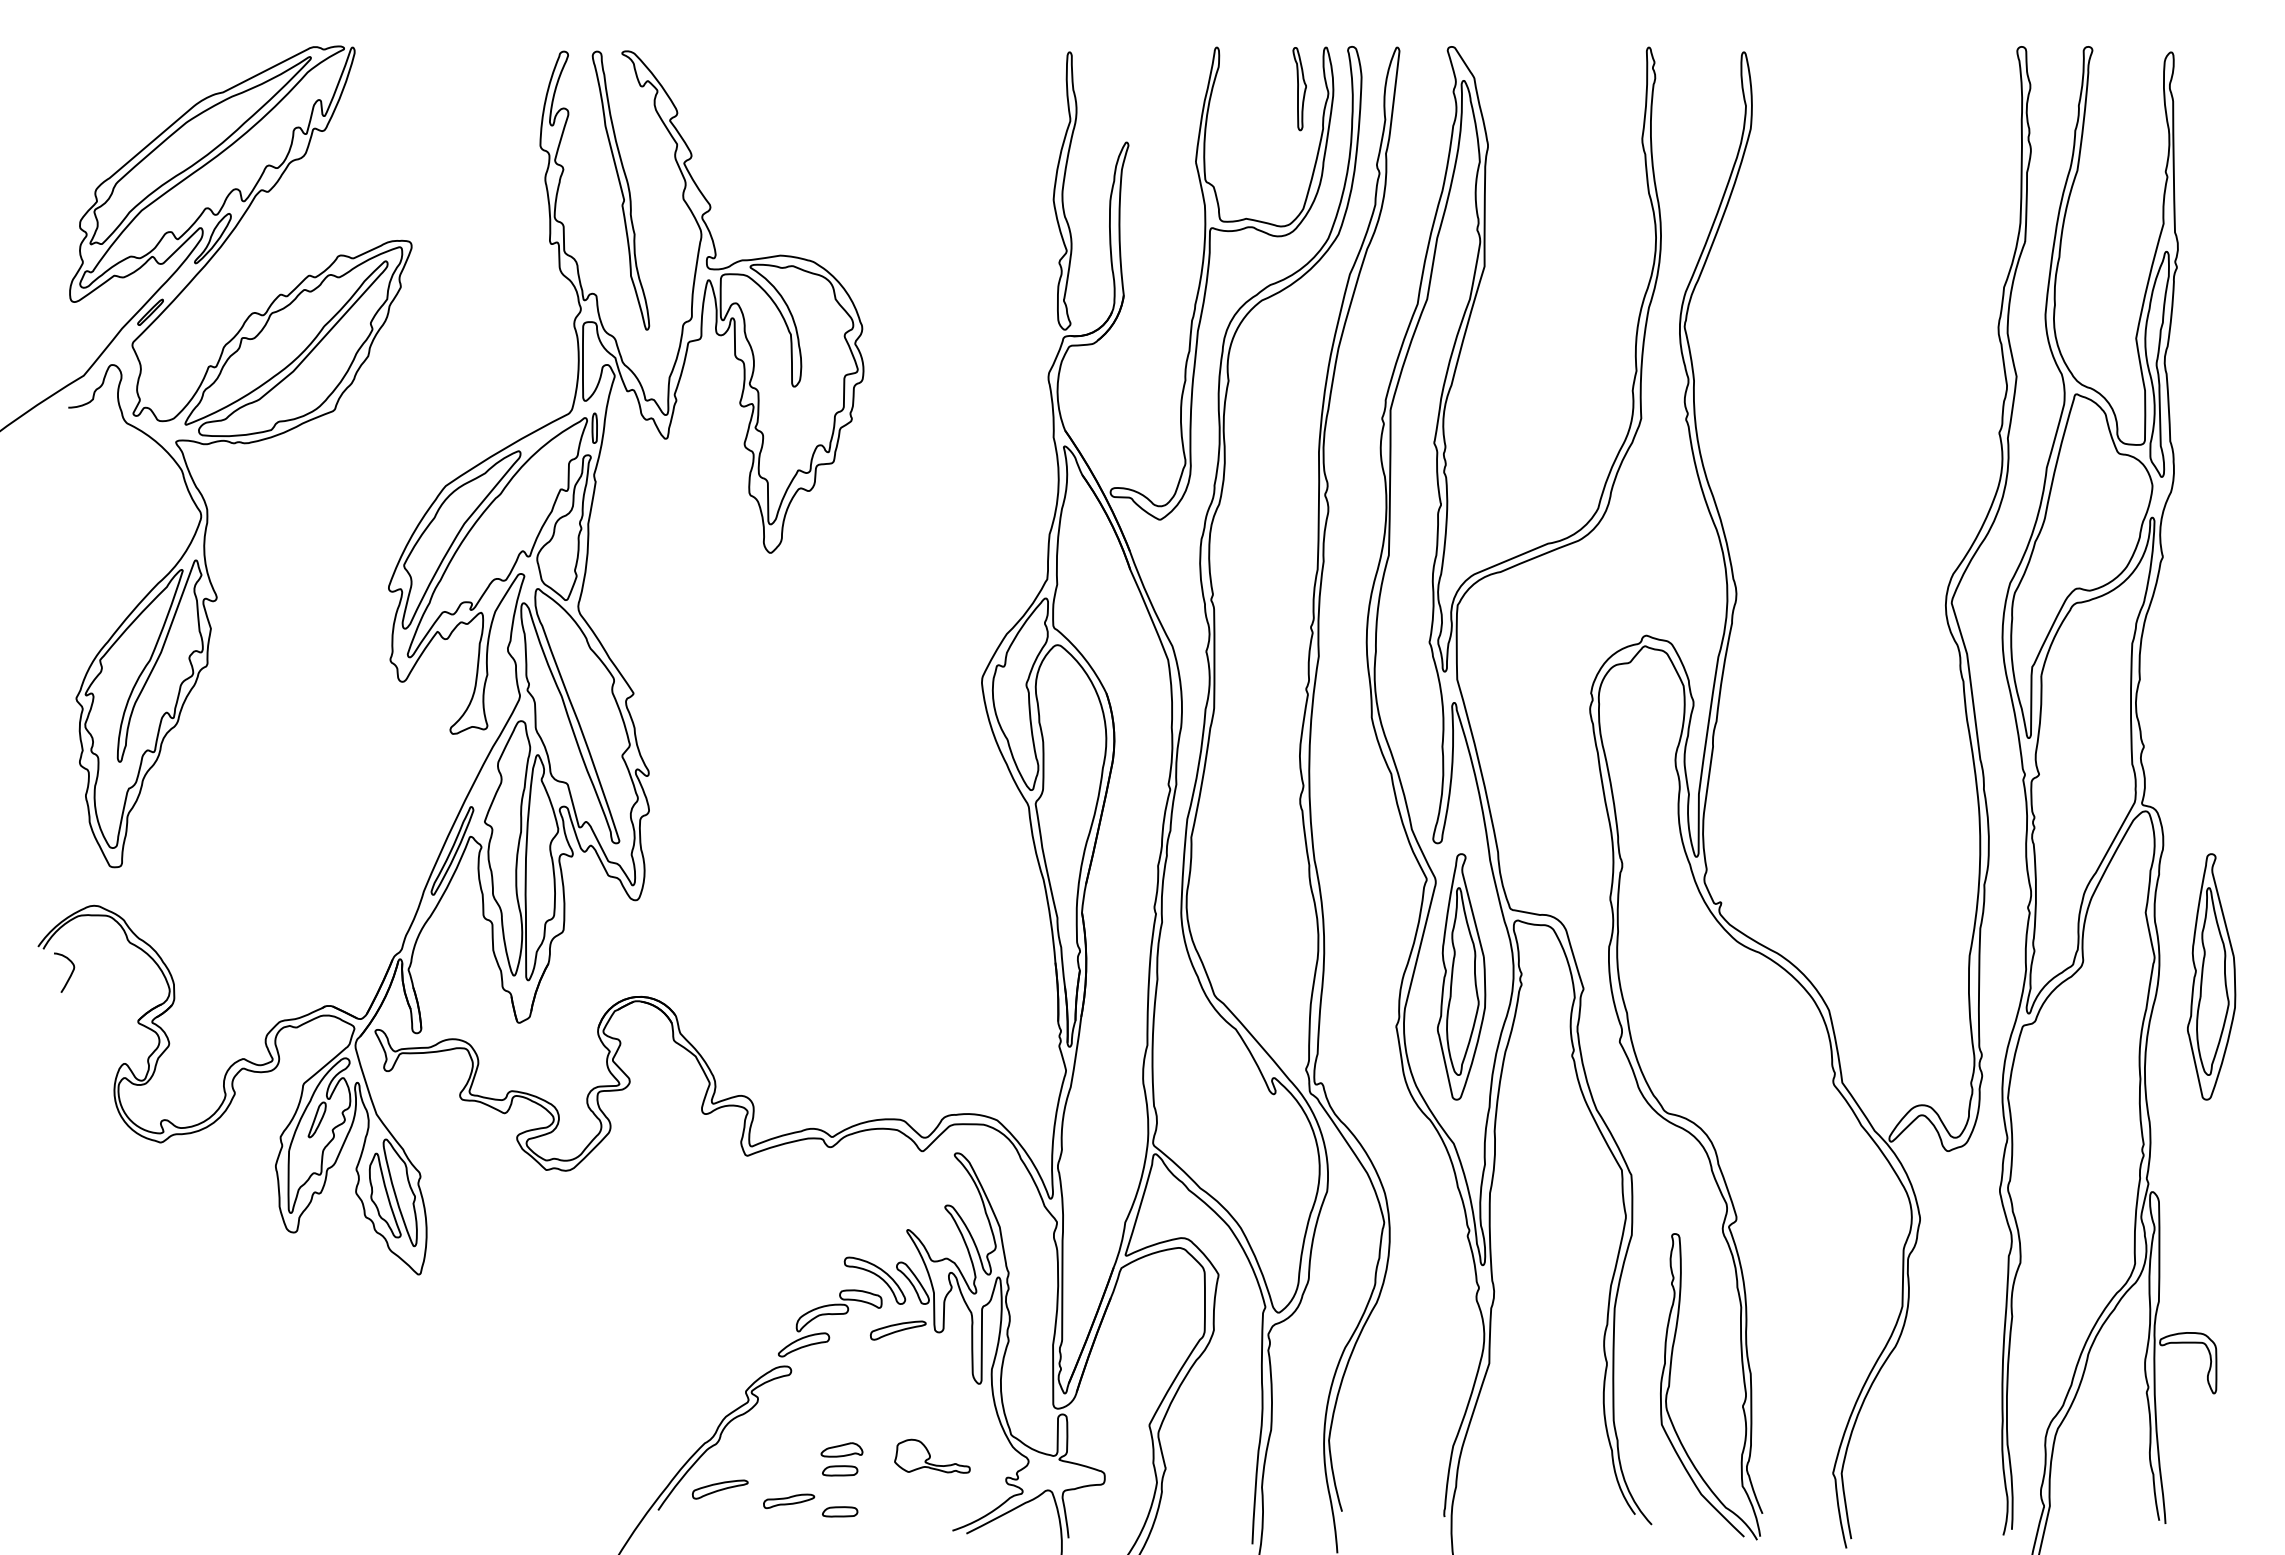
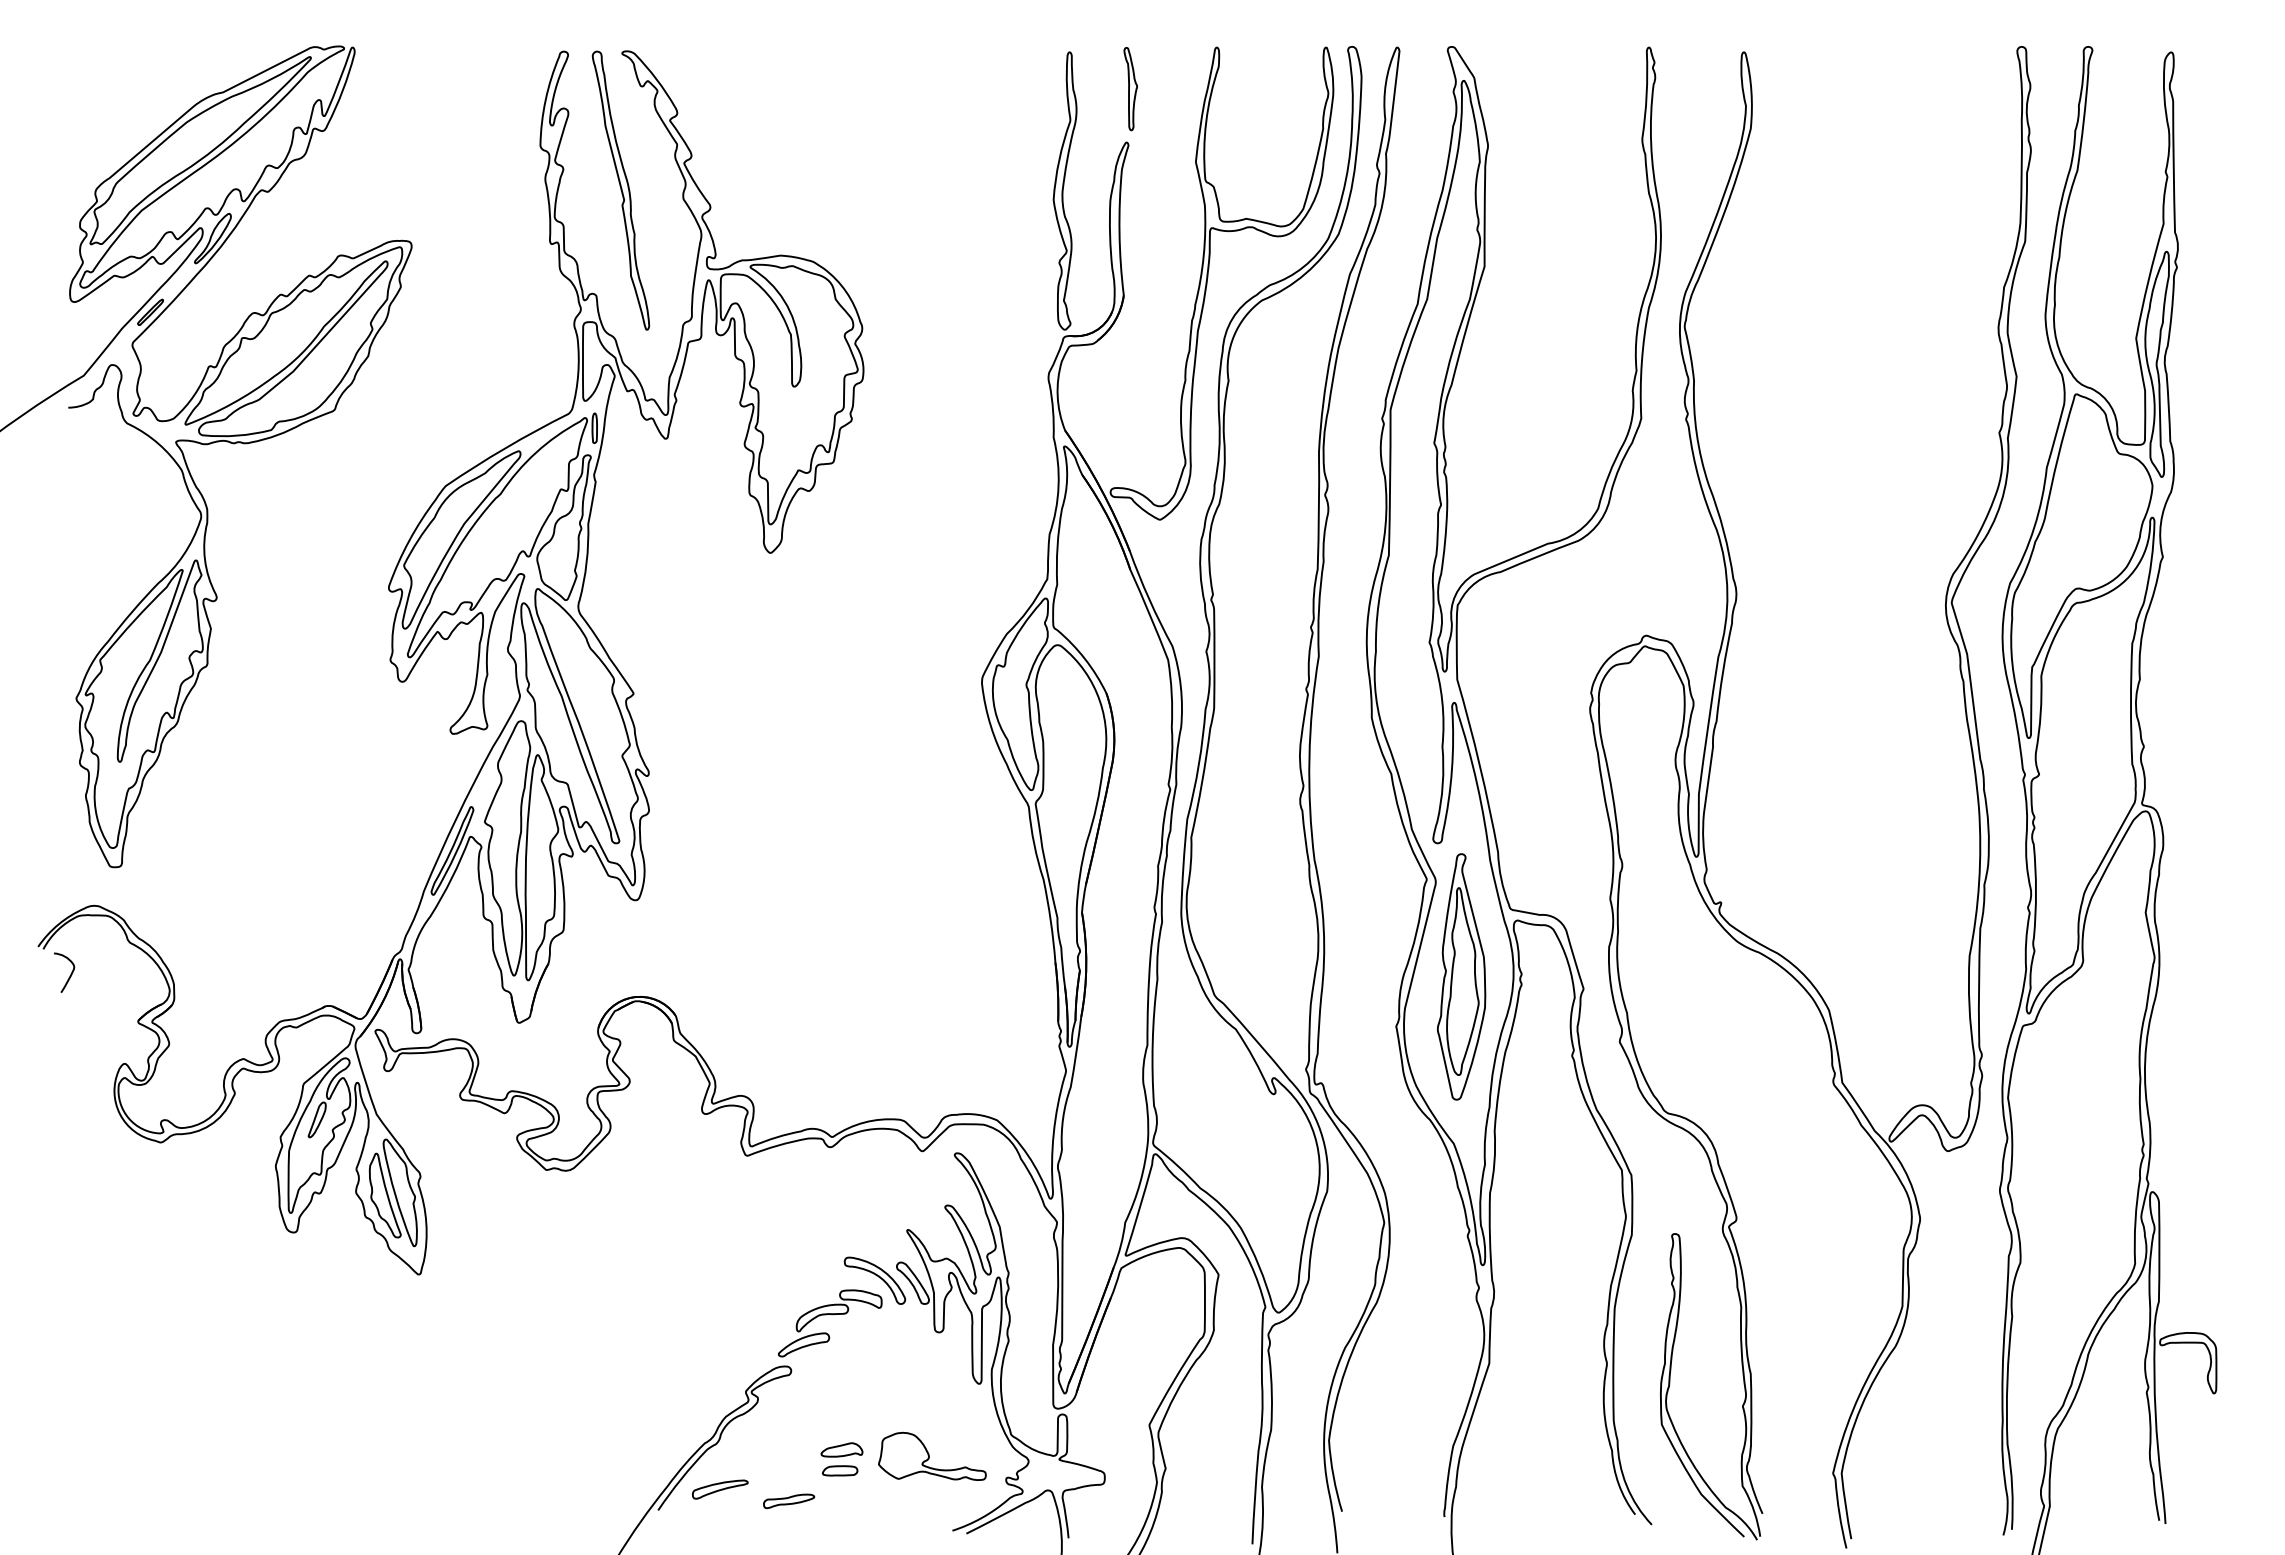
part position: (1299, 89) -> (1130, 89) (1130, 89)
part: present -> none (2211, 976)
part: present -> none (897, 1330)
part size: 77x36 px -> 109x50 px (932, 1455)
part: present -> none (840, 1511)
